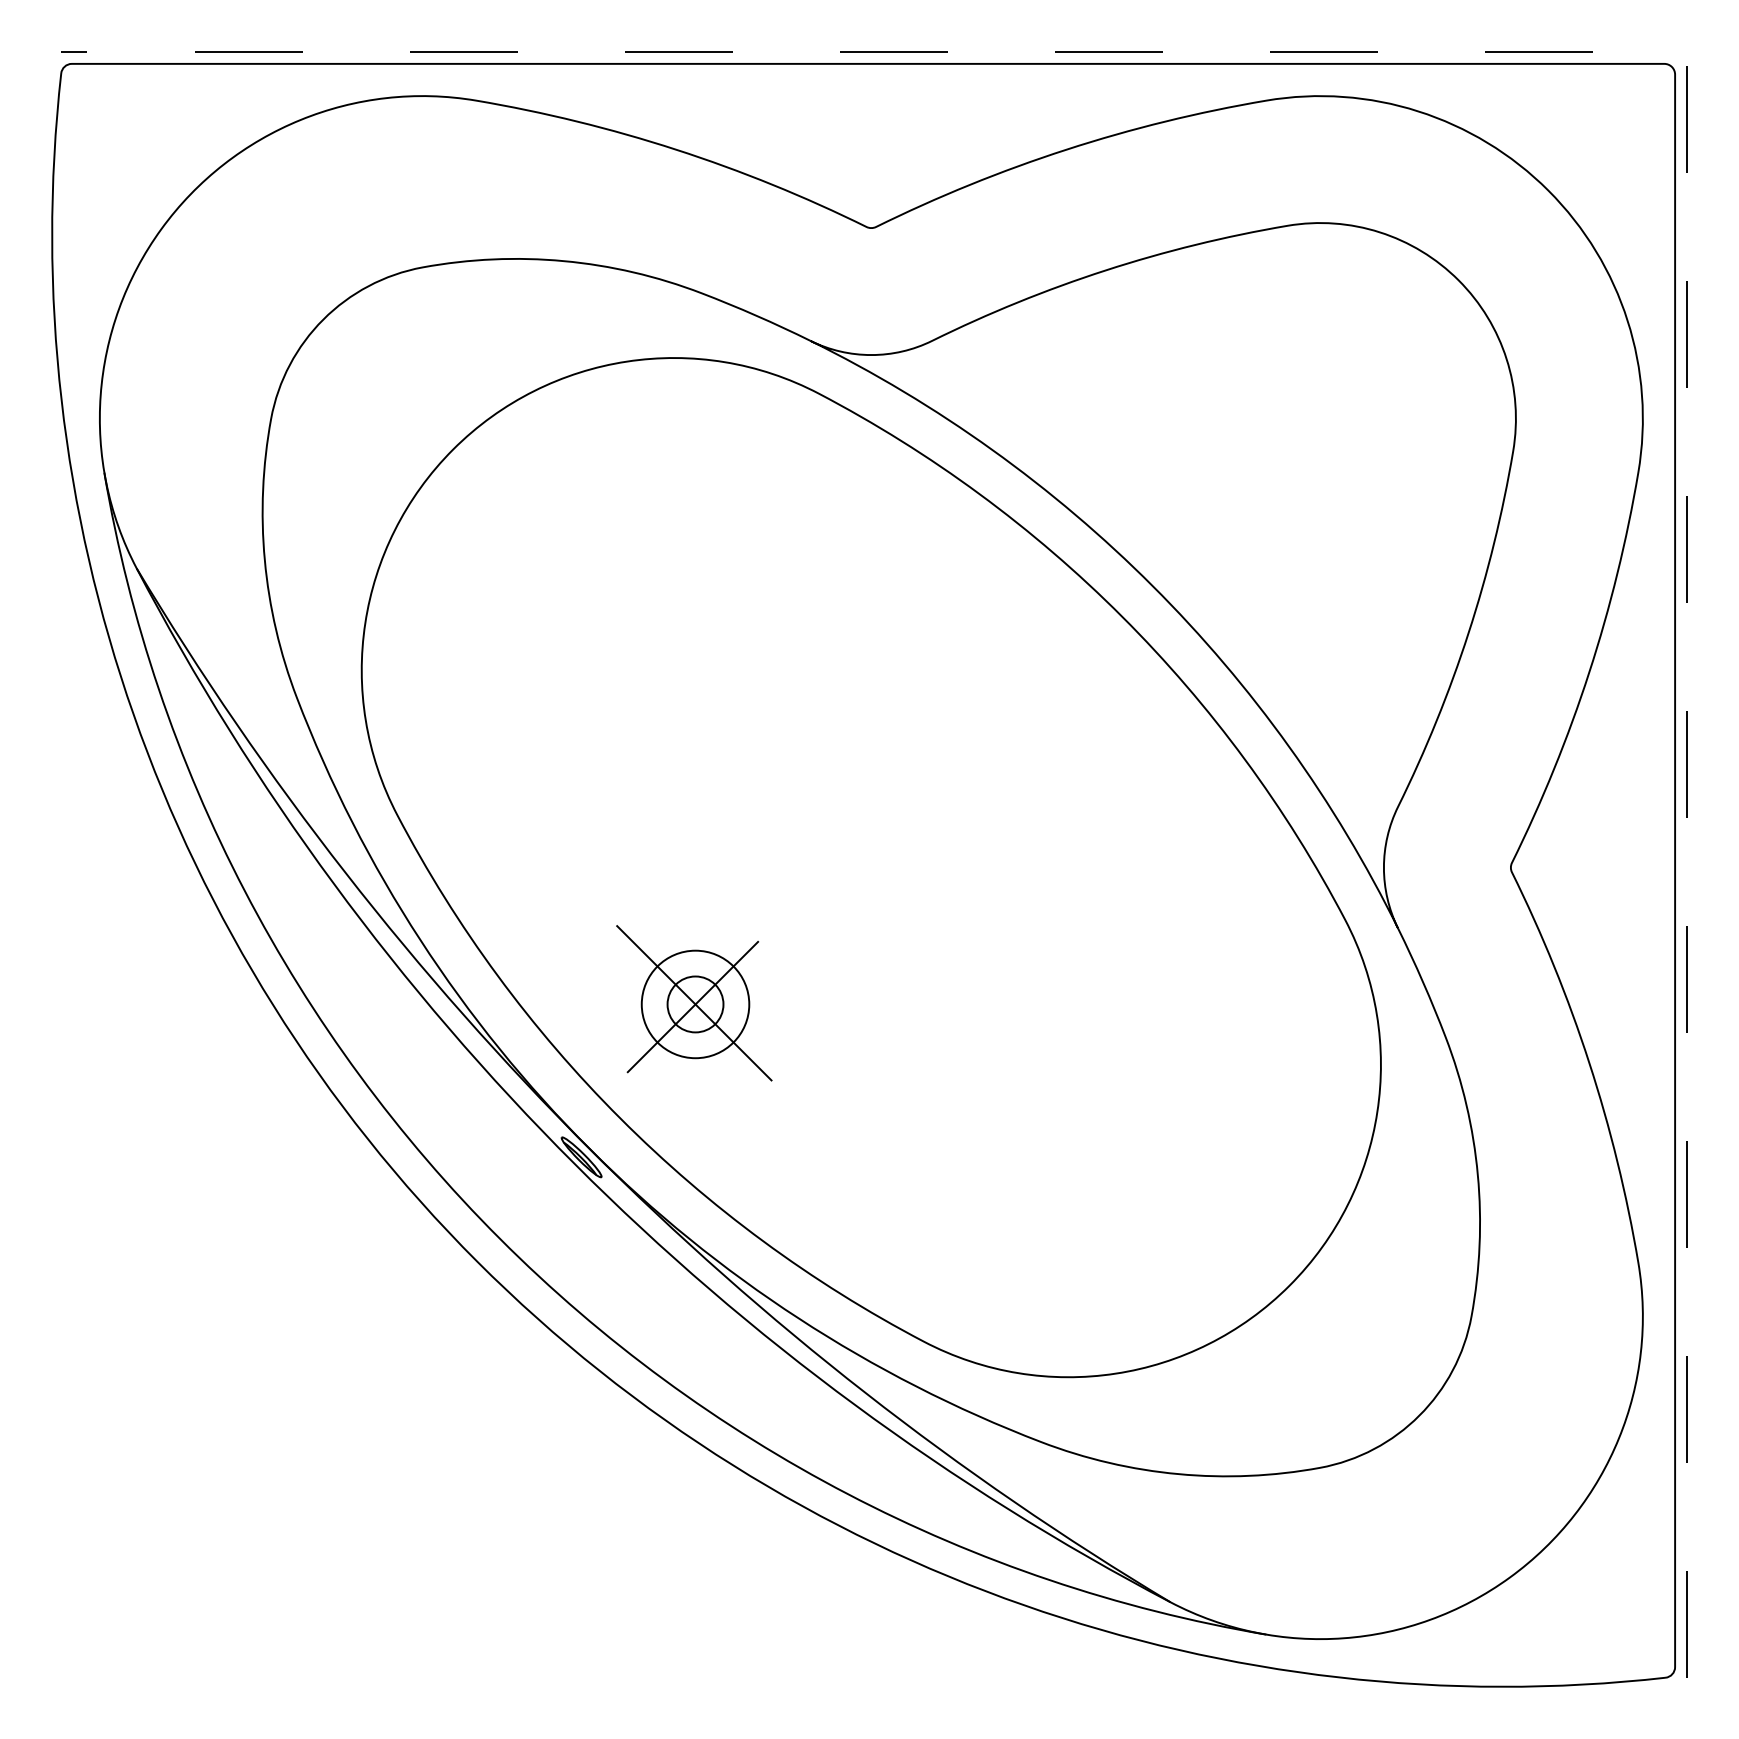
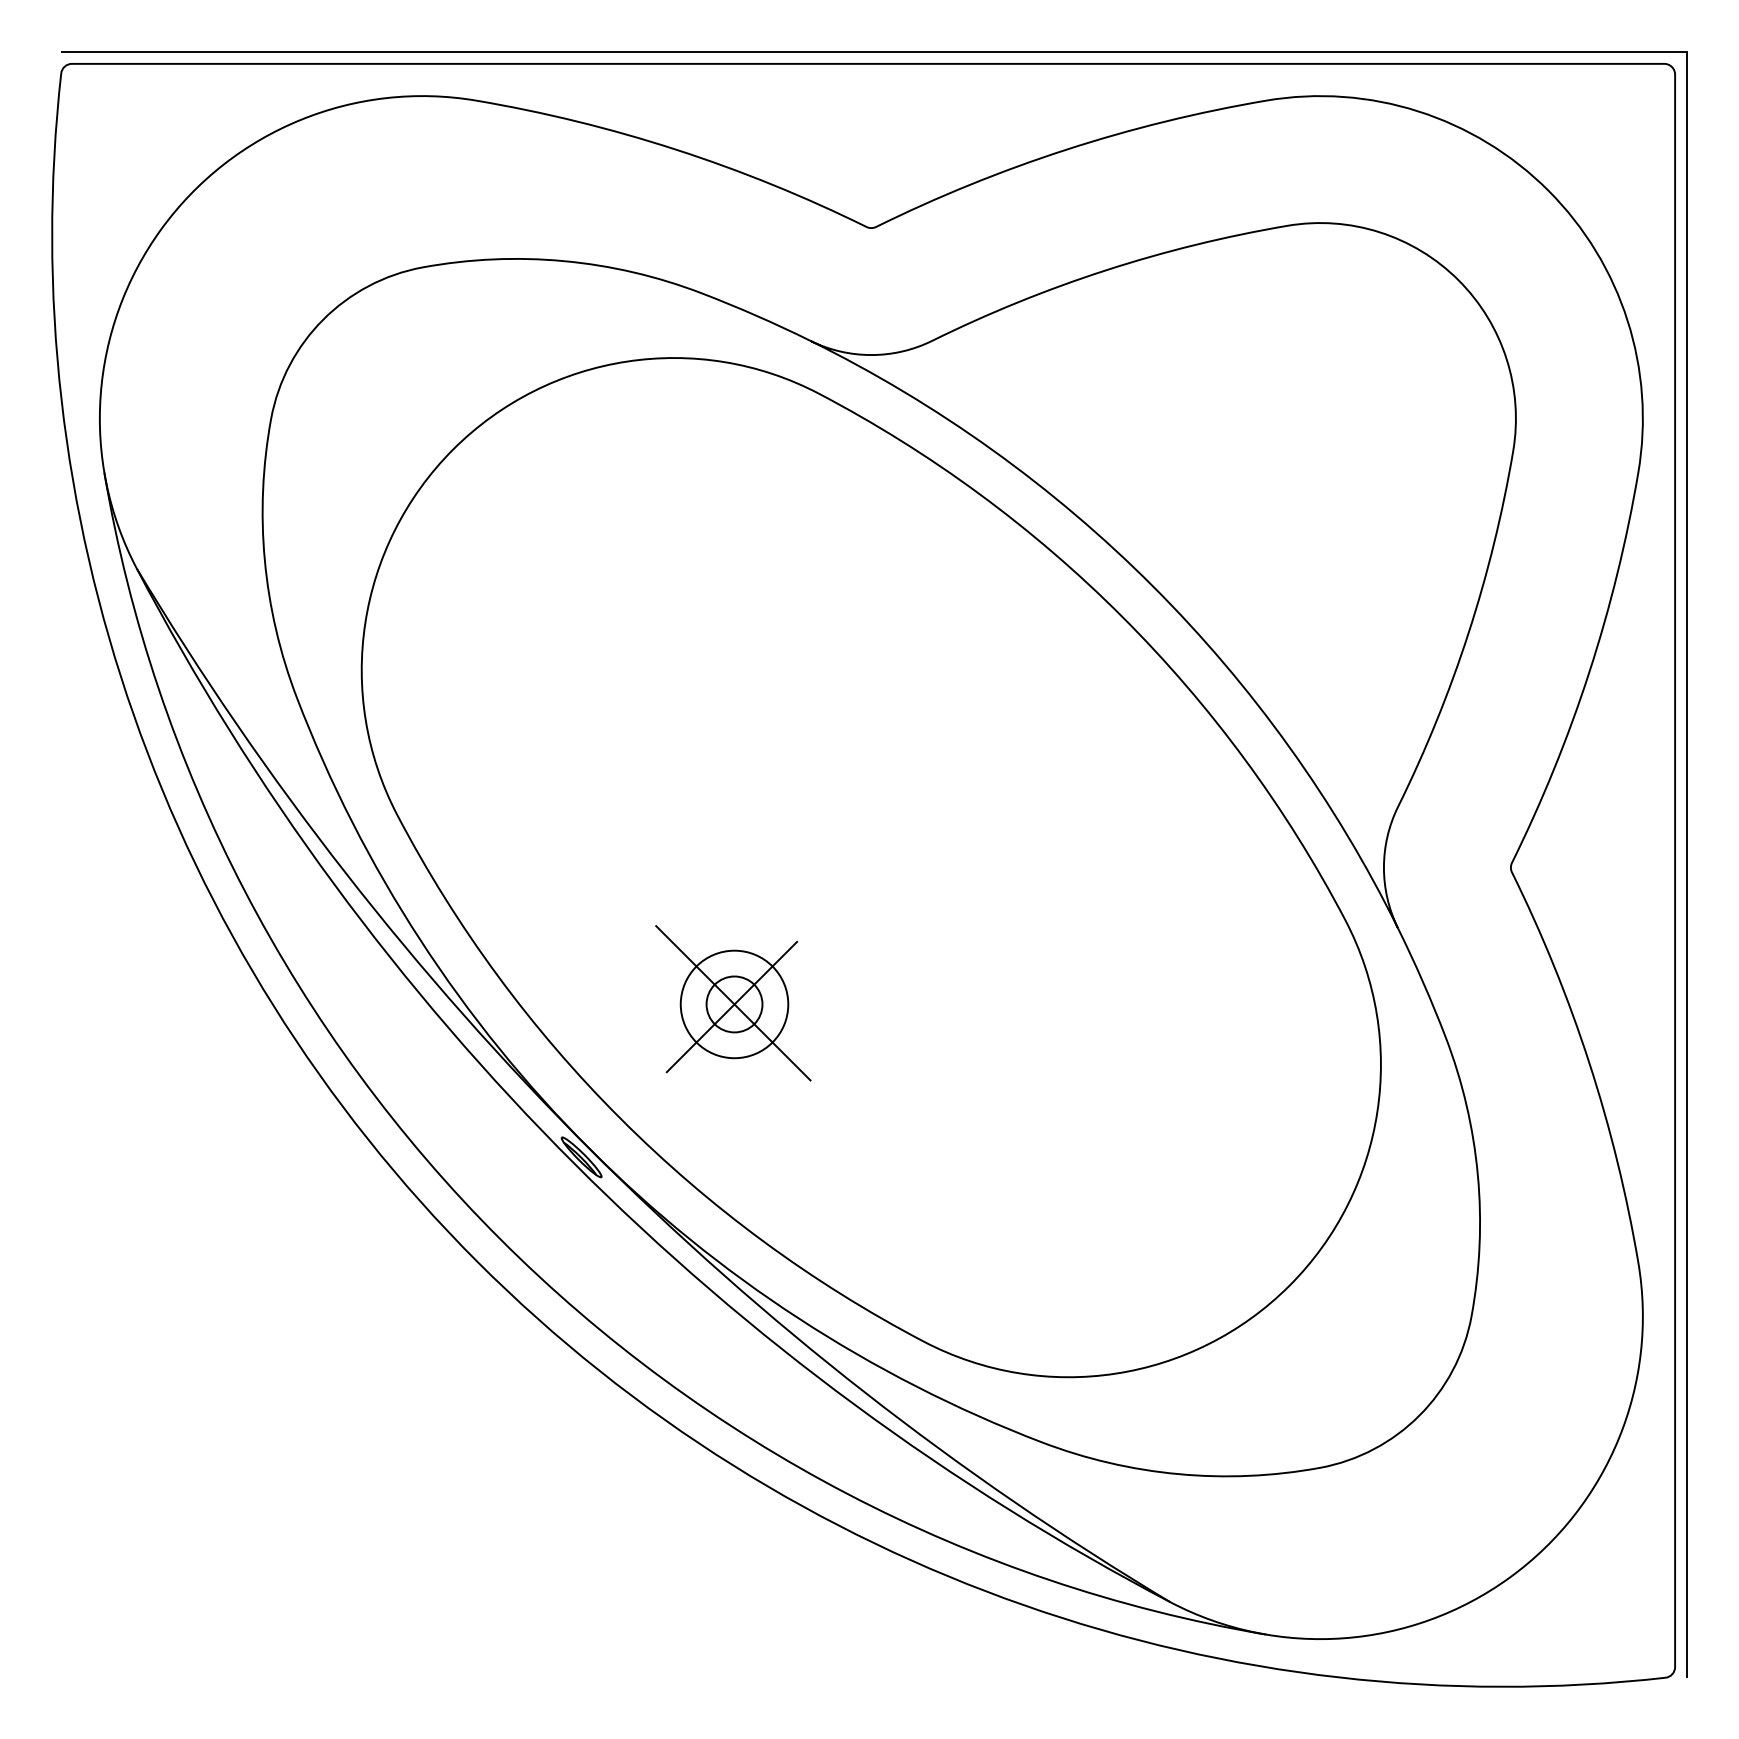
line: dashed -> solid (1686, 52)
part position: (694, 1003) -> (733, 1003) (733, 1003)
